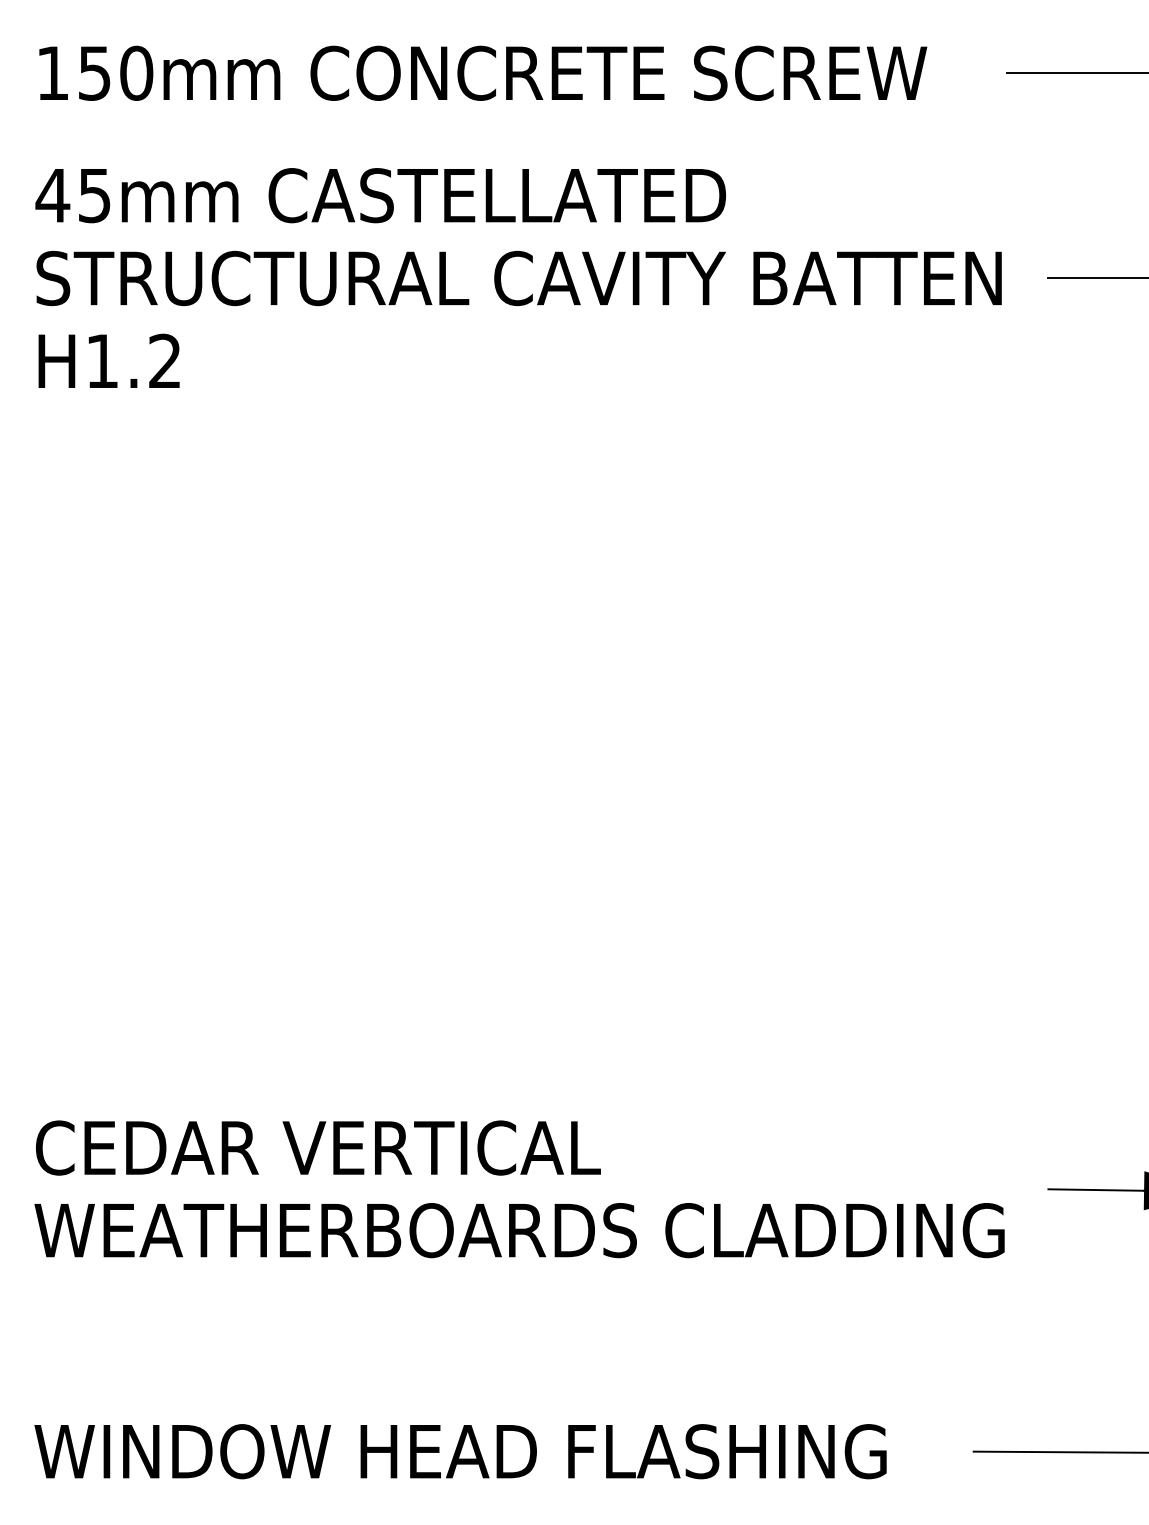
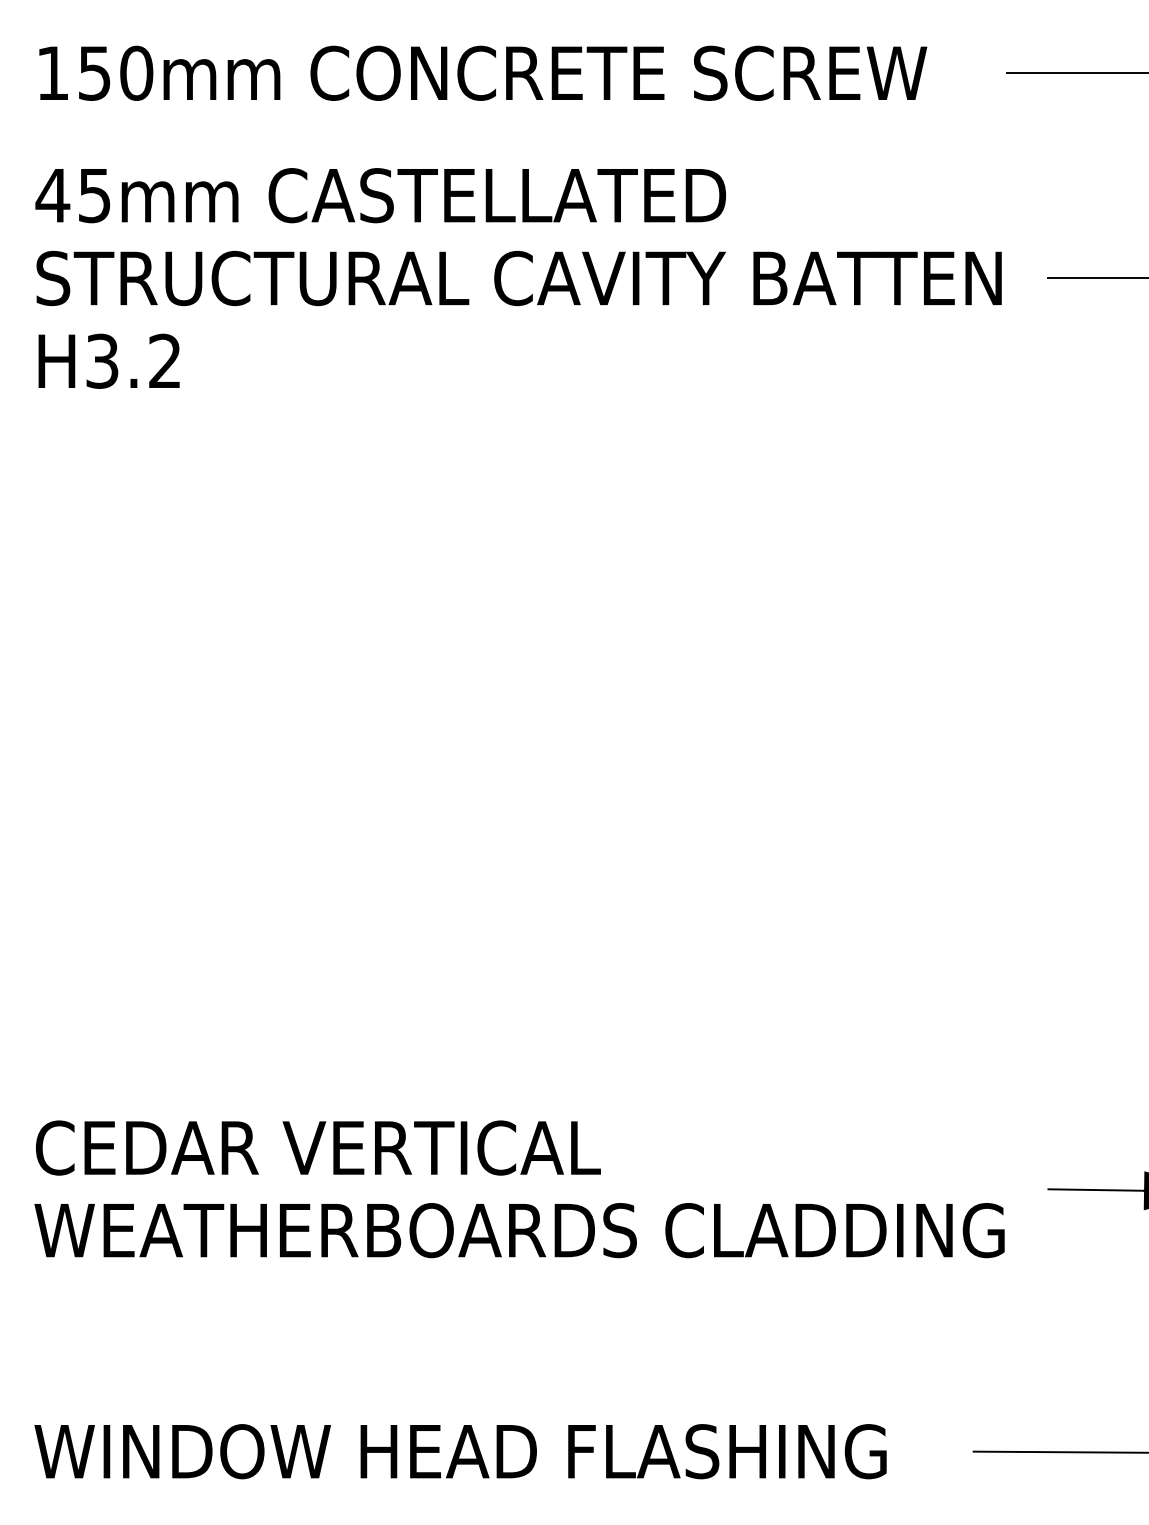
text: H1.2 -> H3.2 (102, 360)
